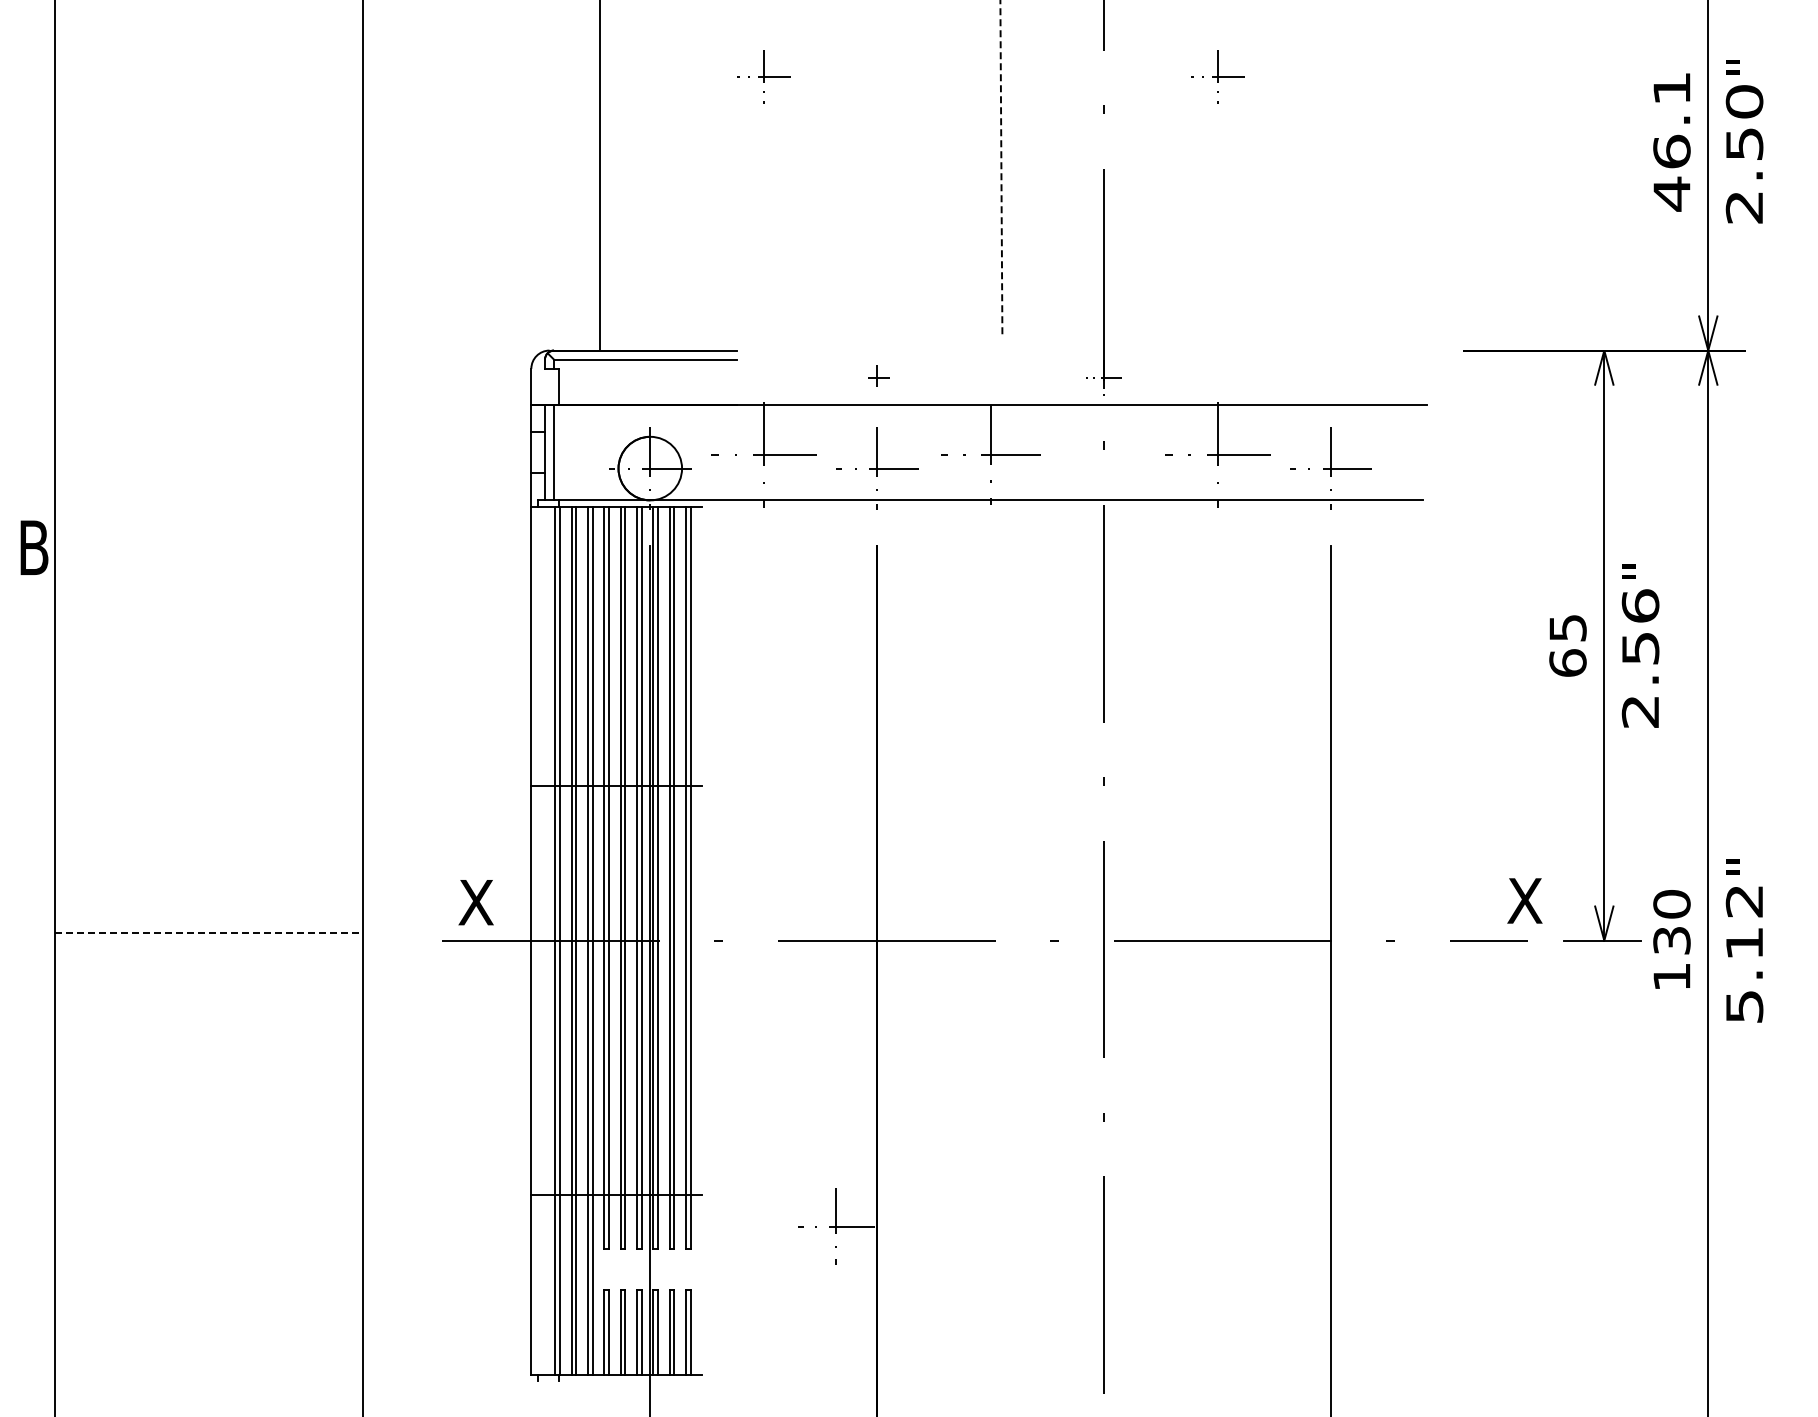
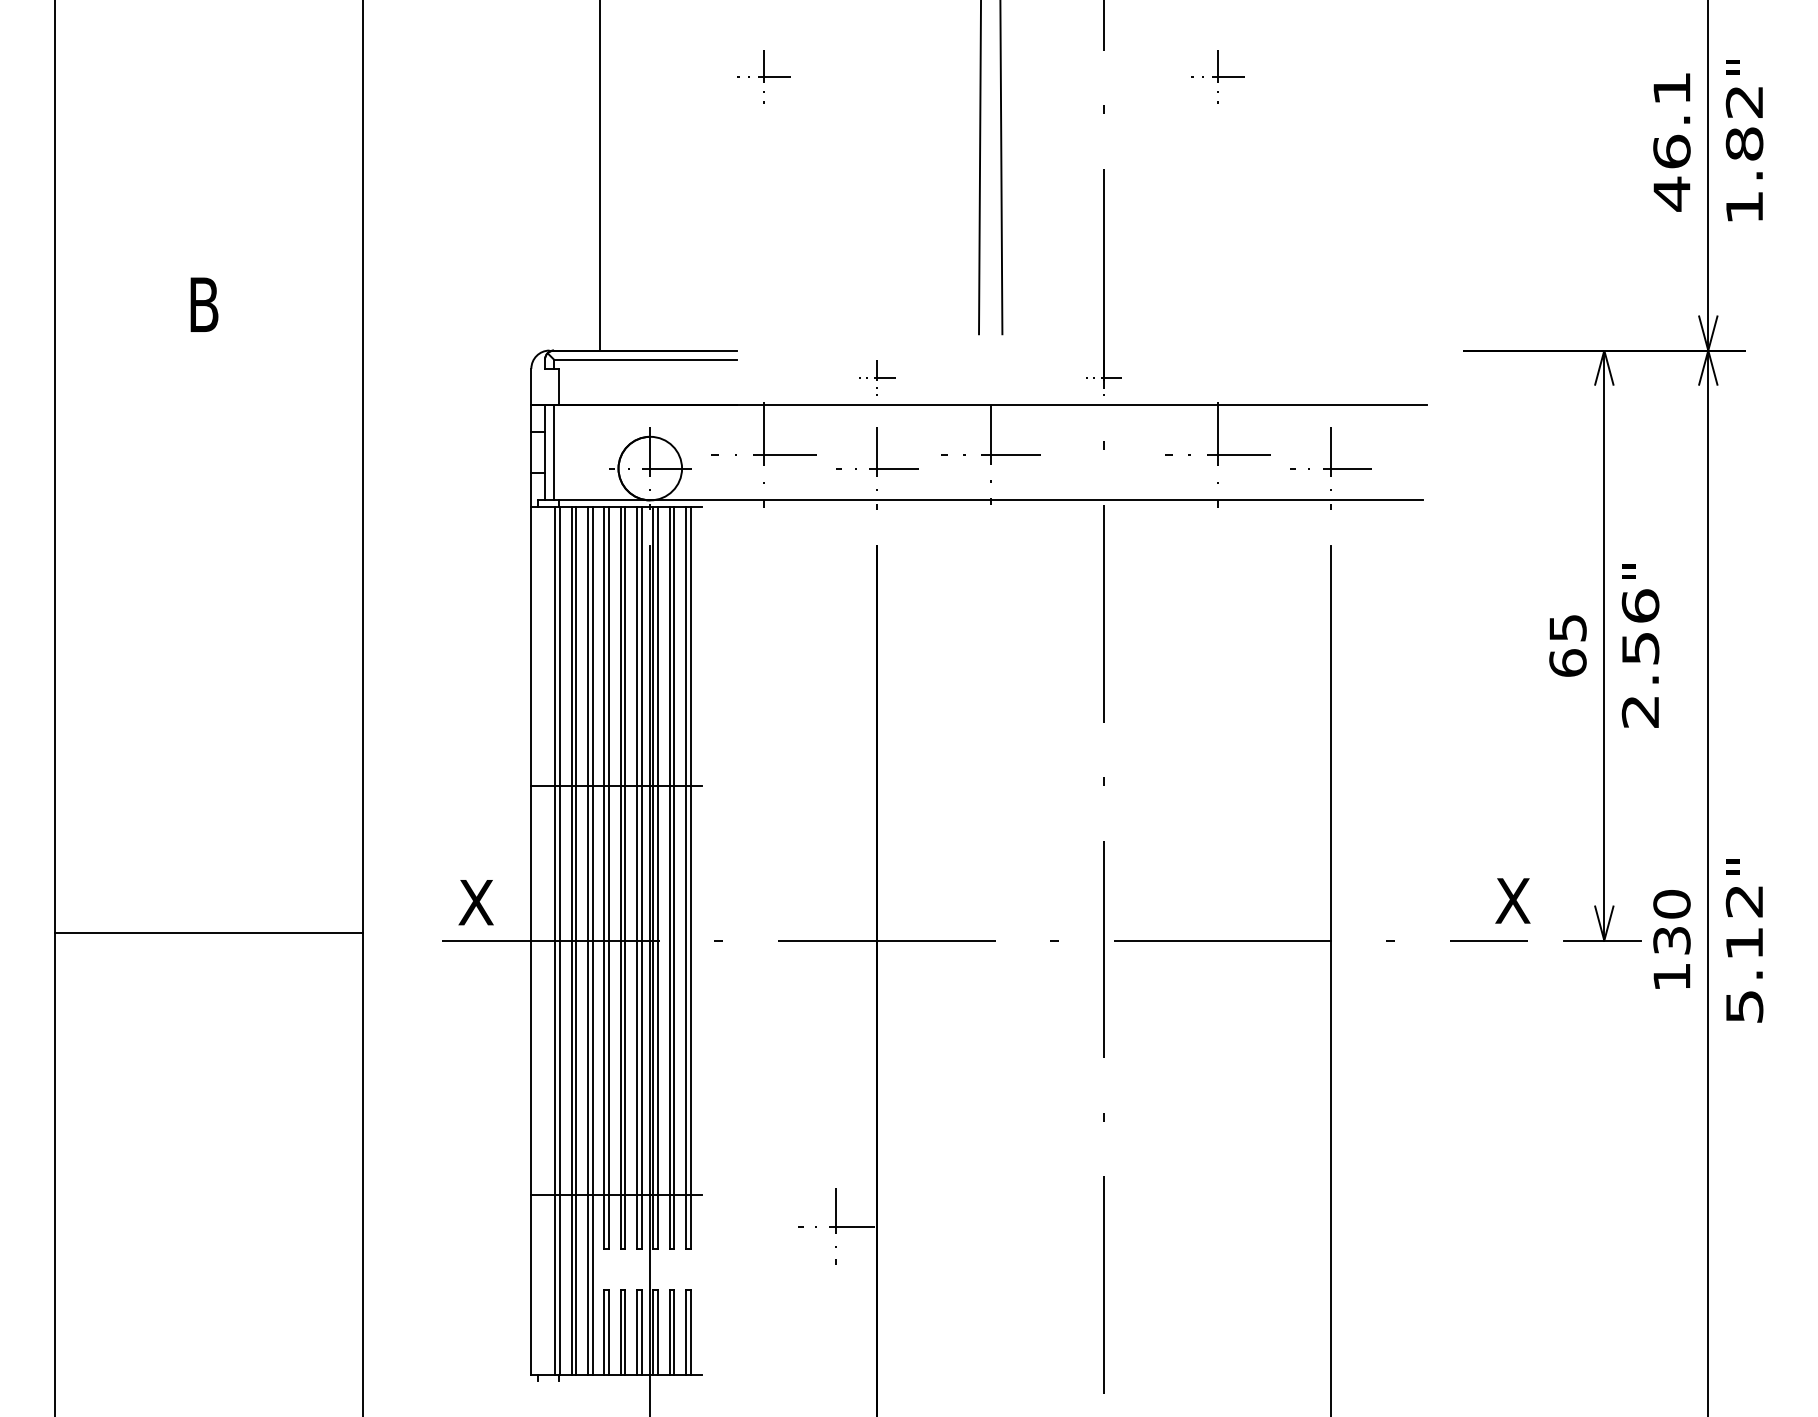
text: 2.50 -> 1.82 (1744, 154)
line: dashed -> solid (1001, 167)
line: none -> present (980, 168)
part size: 22x22 px -> 37x36 px (877, 377)
text position: (34, 547) -> (204, 304) (204, 304)
text position: (1524, 900) -> (1512, 900) (1512, 900)
line: dashed -> solid (209, 933)
